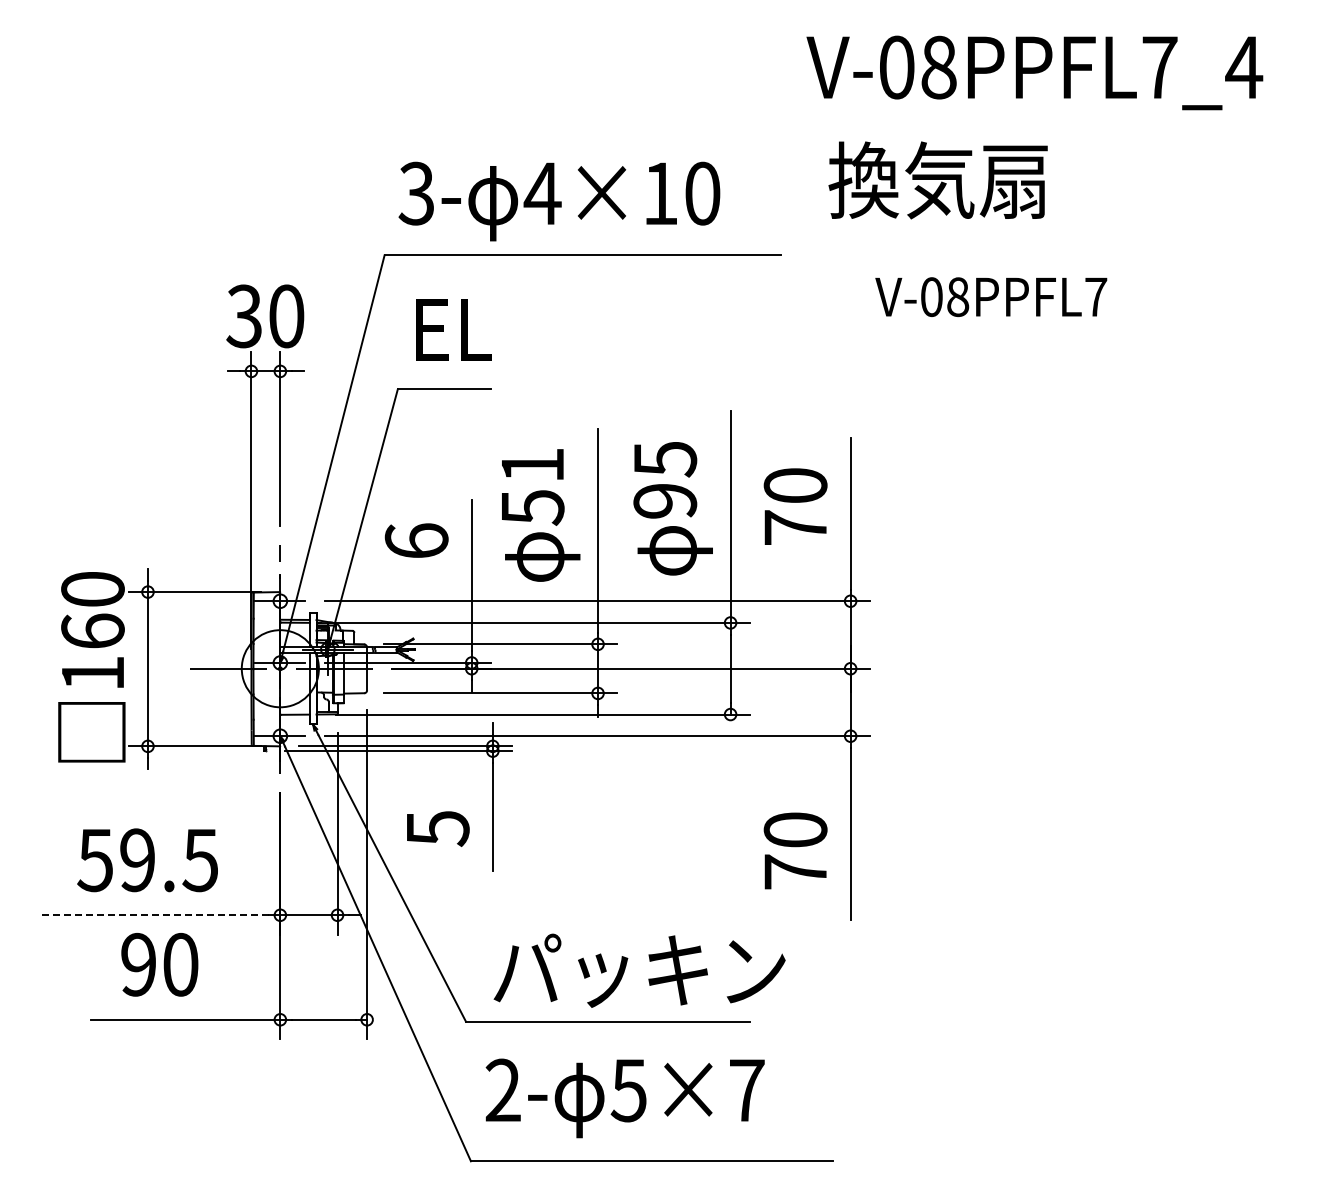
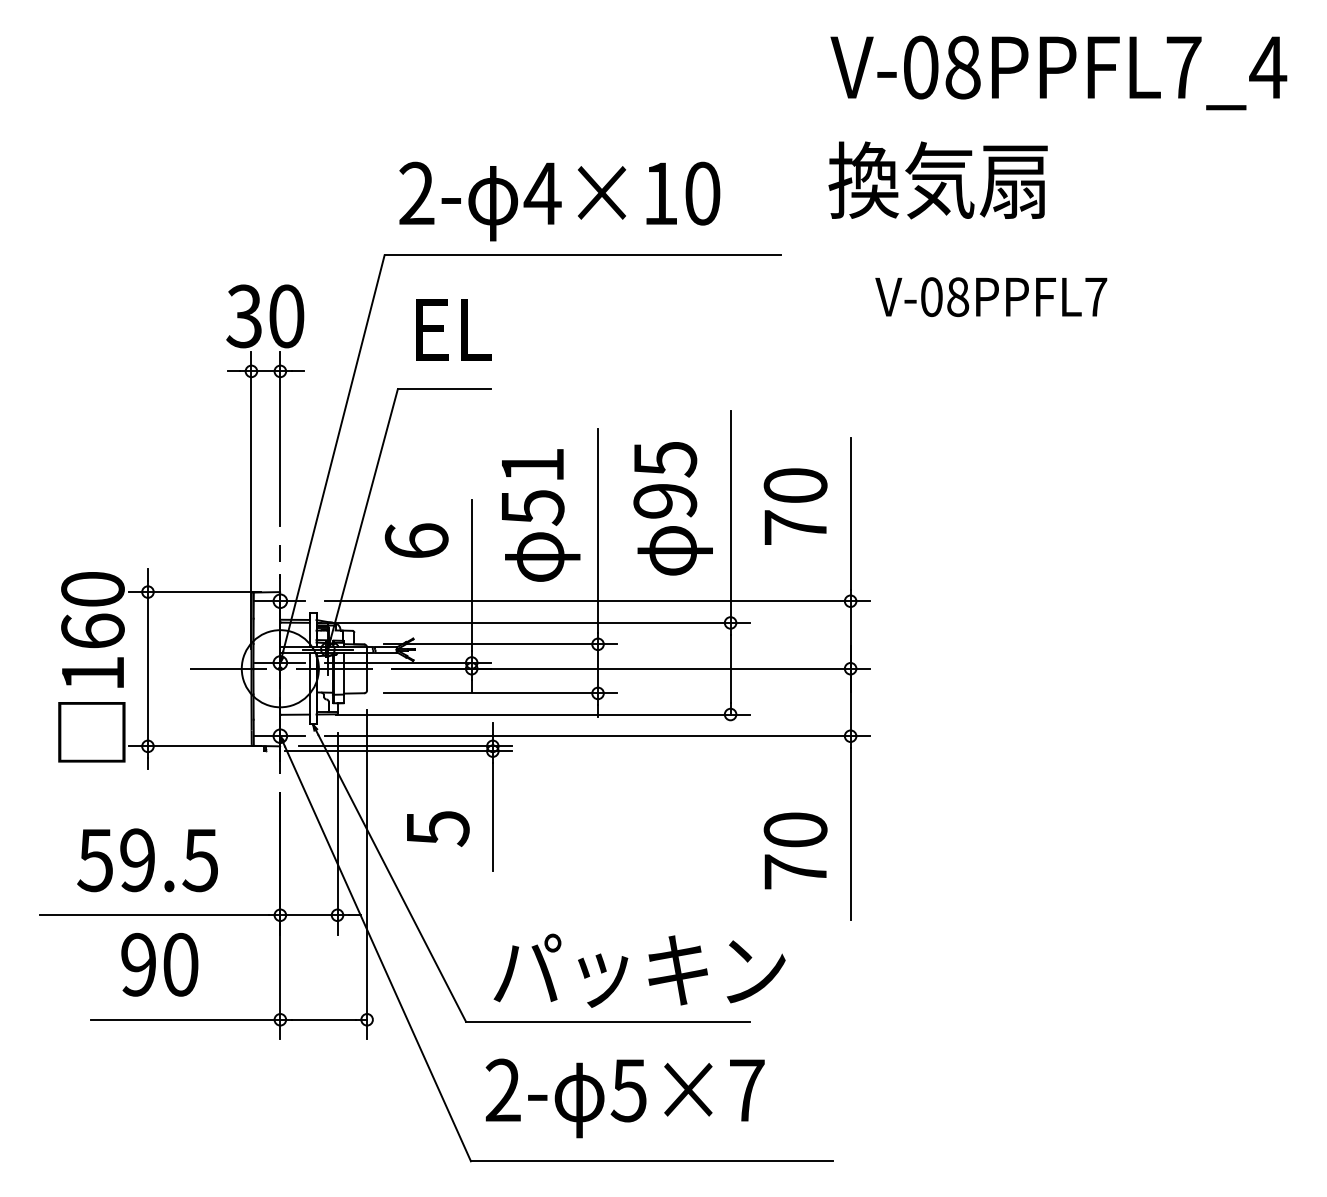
text position: (1034, 72) -> (1058, 72) (1058, 72)
text: 3- -> 2- (416, 193)
line: dashed -> solid (153, 915)
